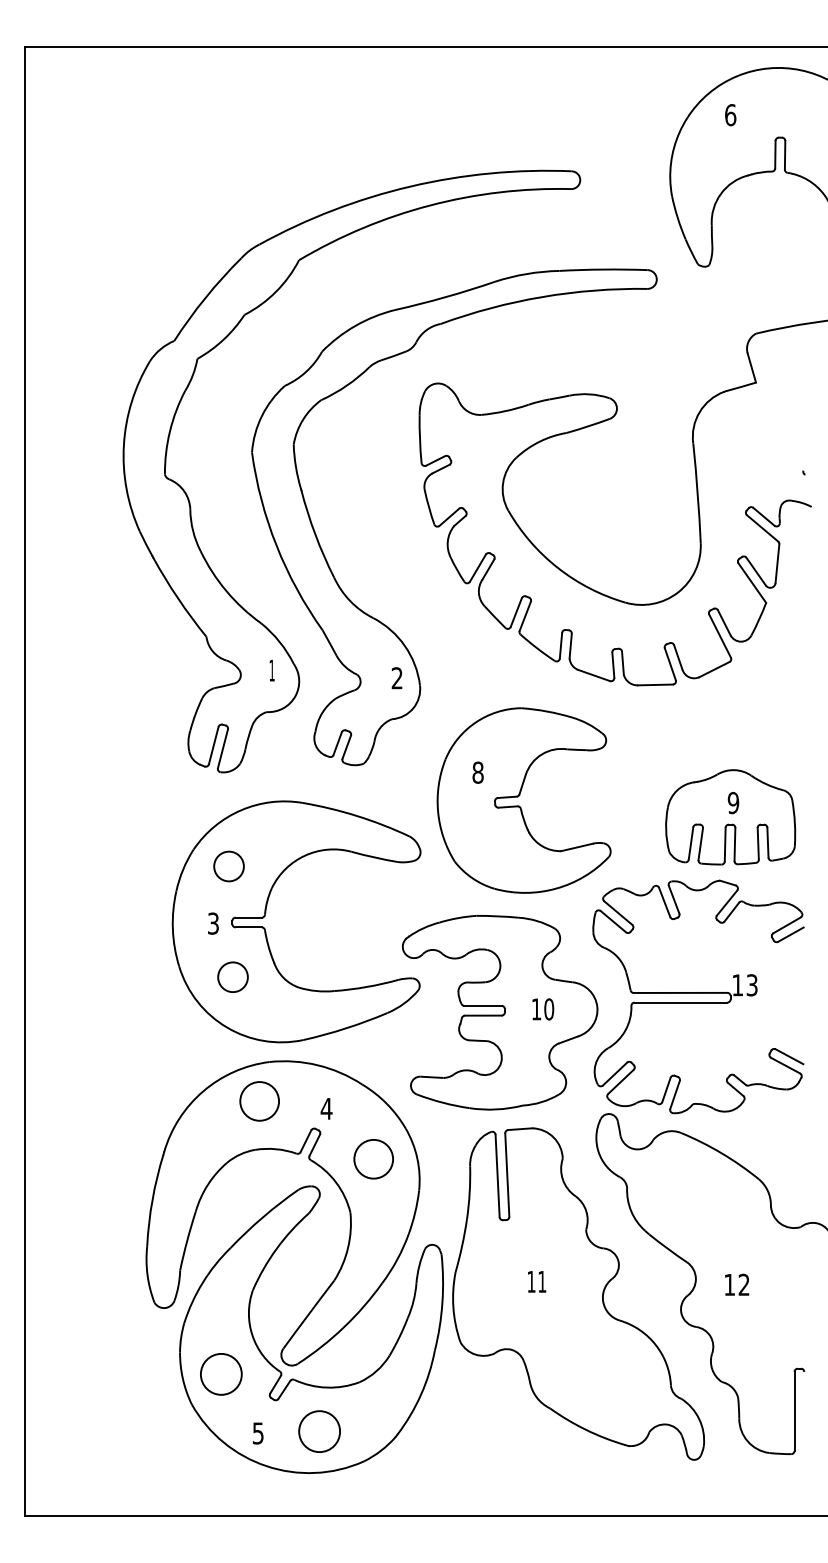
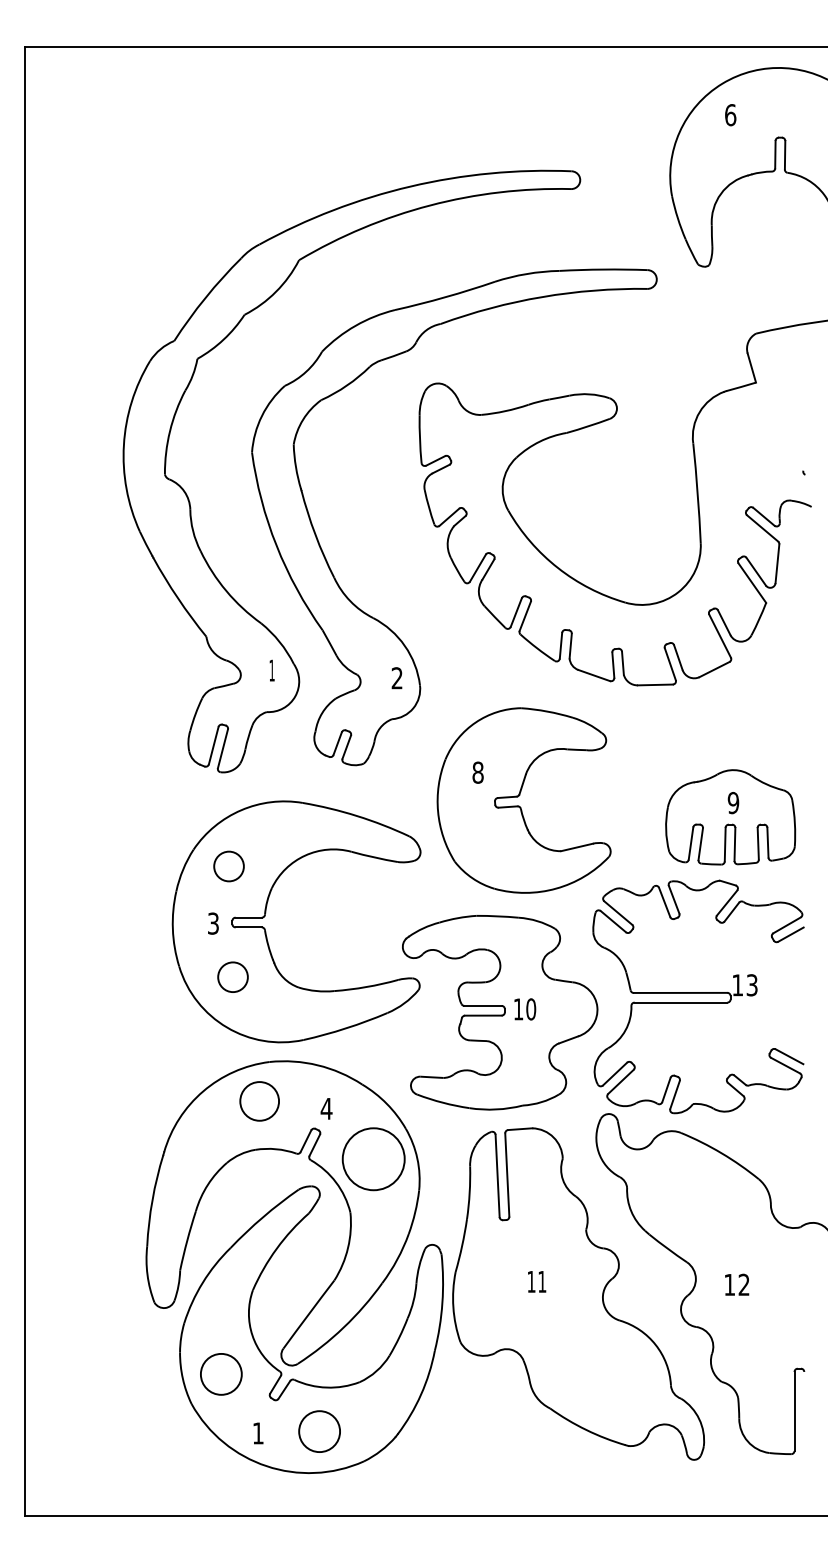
text position: (543, 1009) -> (525, 1009) (525, 1009)
circle diameter: 39 px -> 62 px (373, 1159)
text: 5 -> 1 (257, 1433)
